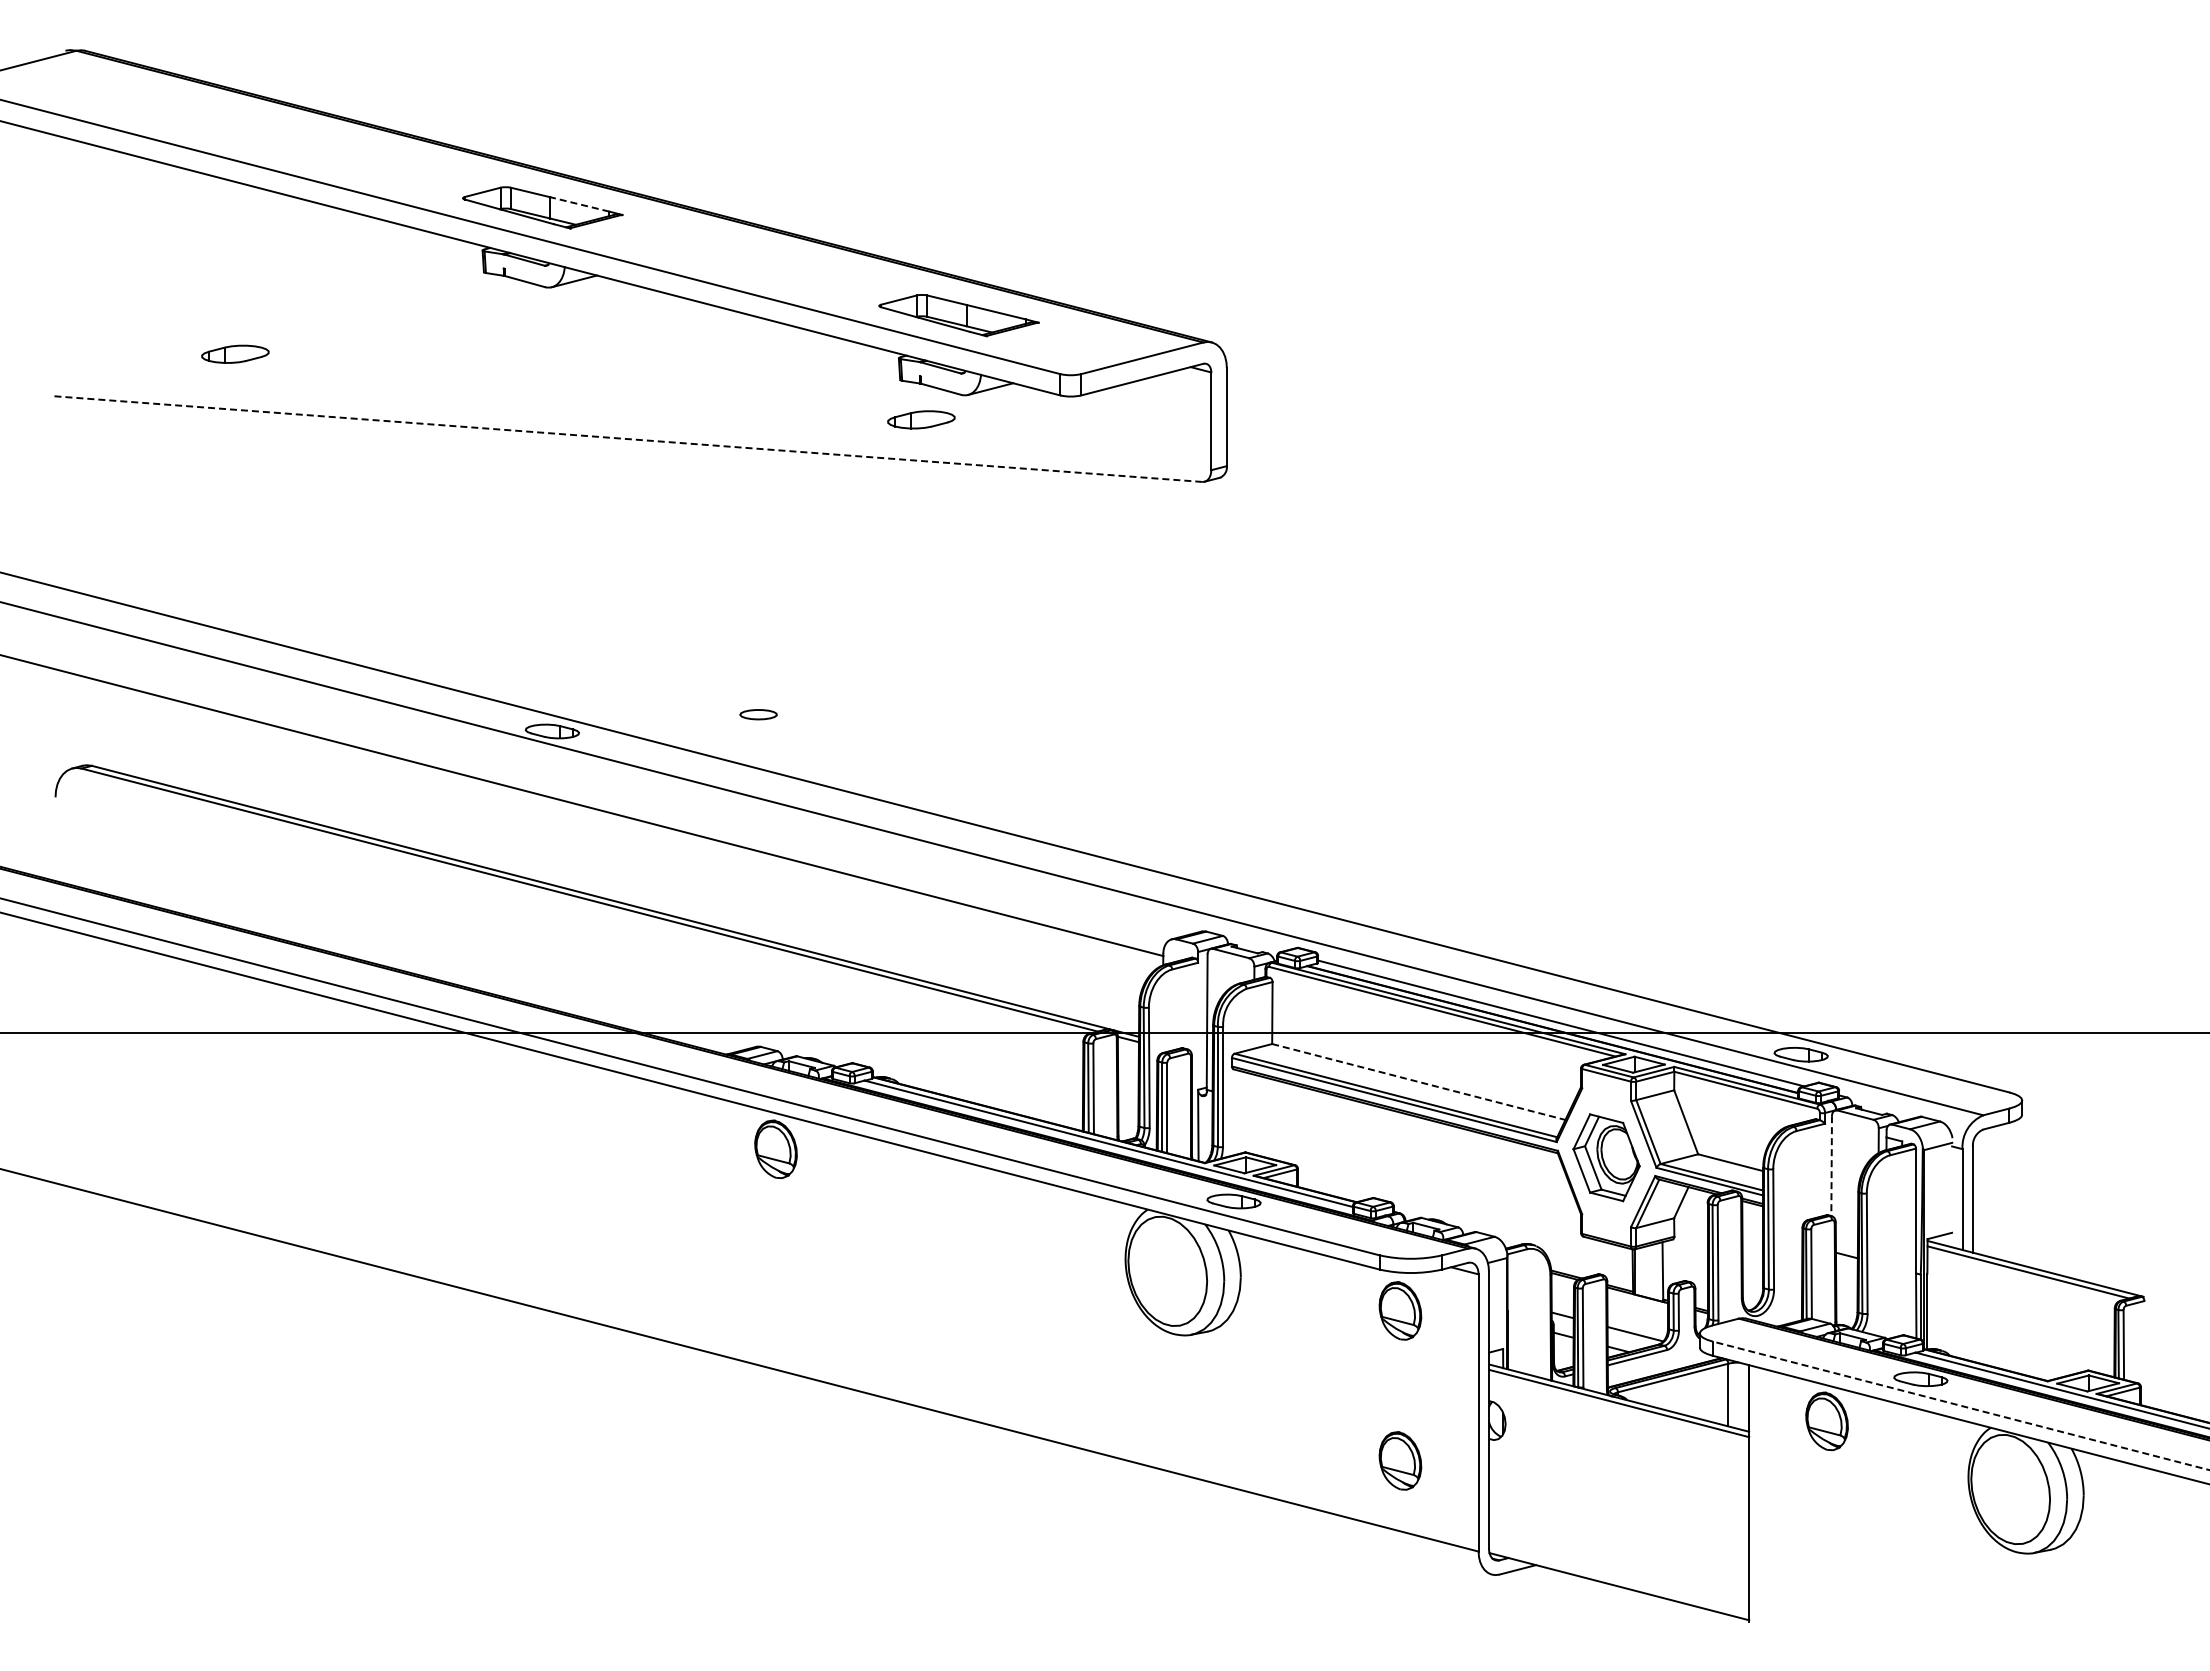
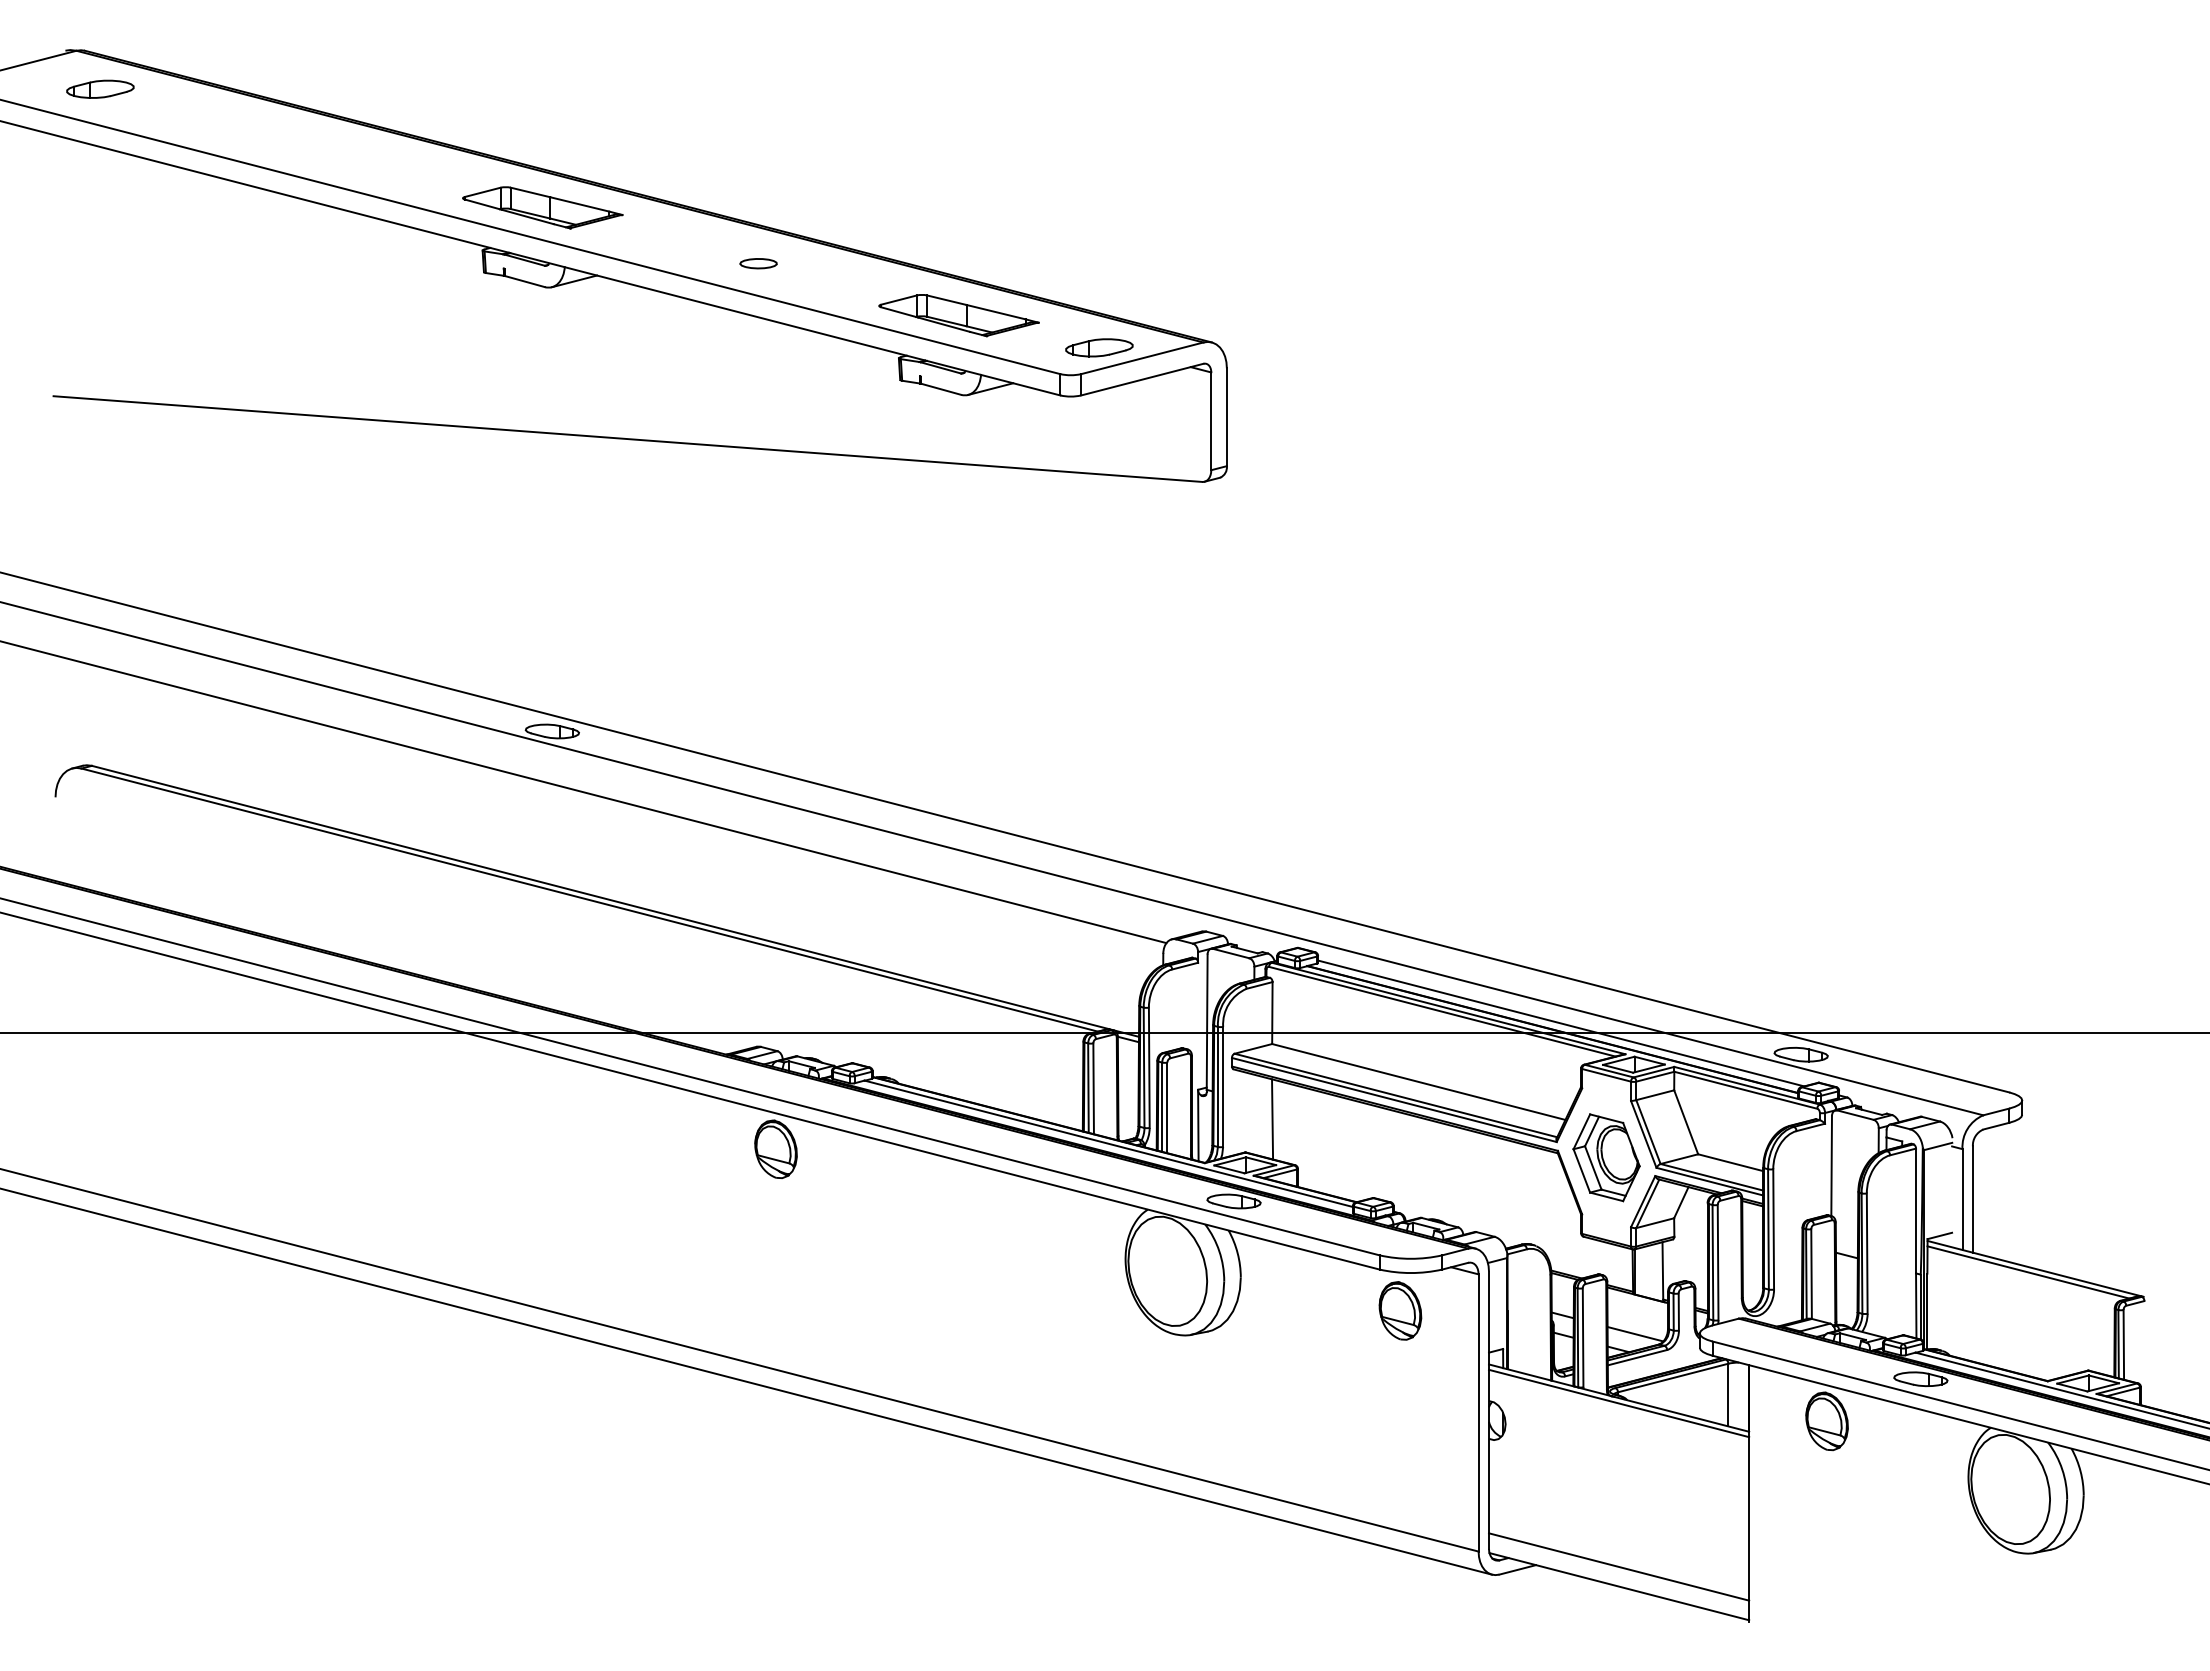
line: dashed -> solid (579, 204)
part position: (235, 353) -> (100, 88) (100, 88)
part position: (921, 419) -> (1099, 347) (1099, 347)
line: dashed -> solid (627, 439)
part position: (758, 714) -> (758, 263) (758, 263)
line position: (582, 805) -> (584, 792) (584, 792)
line: dashed -> solid (1419, 1082)
line: none -> present (1272, 1119)
line: dashed -> solid (1831, 1166)
line: none -> present (747, 1381)
line: dashed -> solid (1960, 1405)
part: present -> none (1400, 1460)
line: none -> present (1619, 1566)
